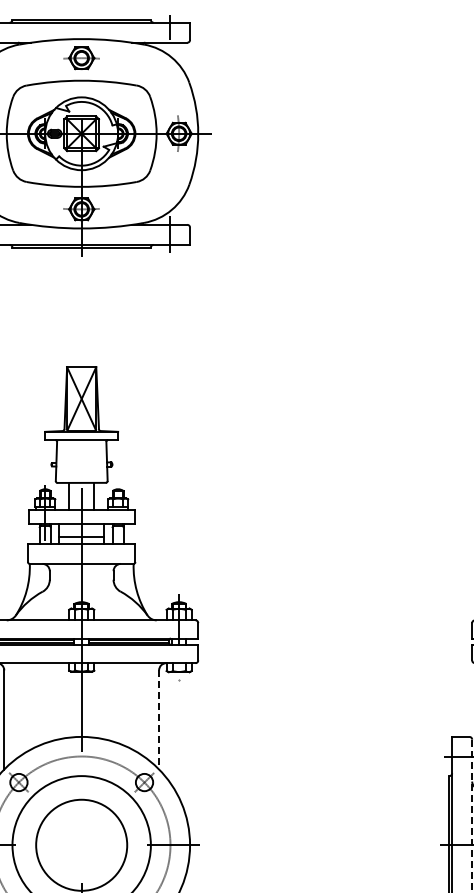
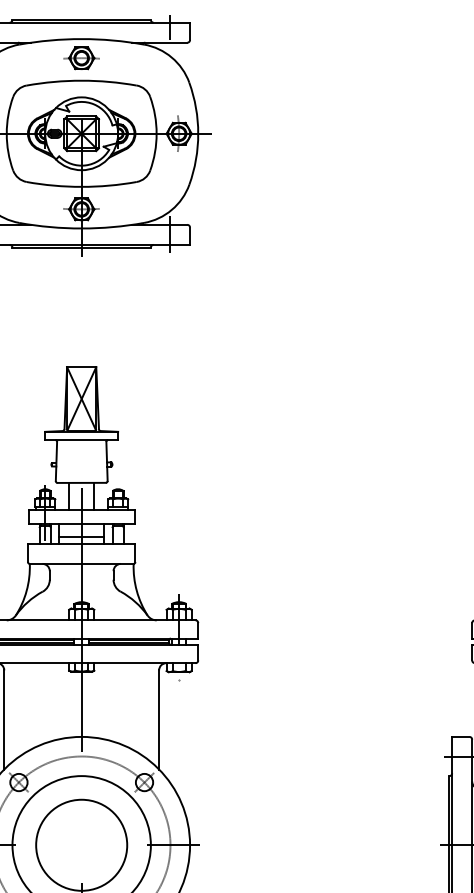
line: dashed -> solid (159, 719)
line: dashed -> solid (472, 816)
